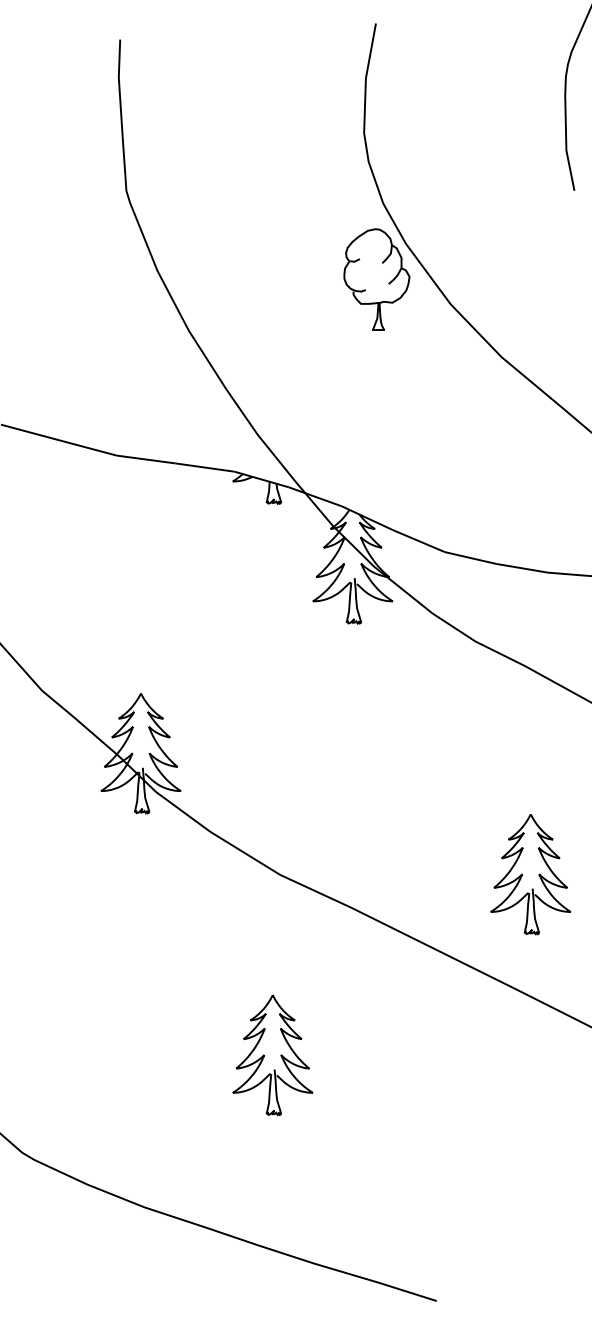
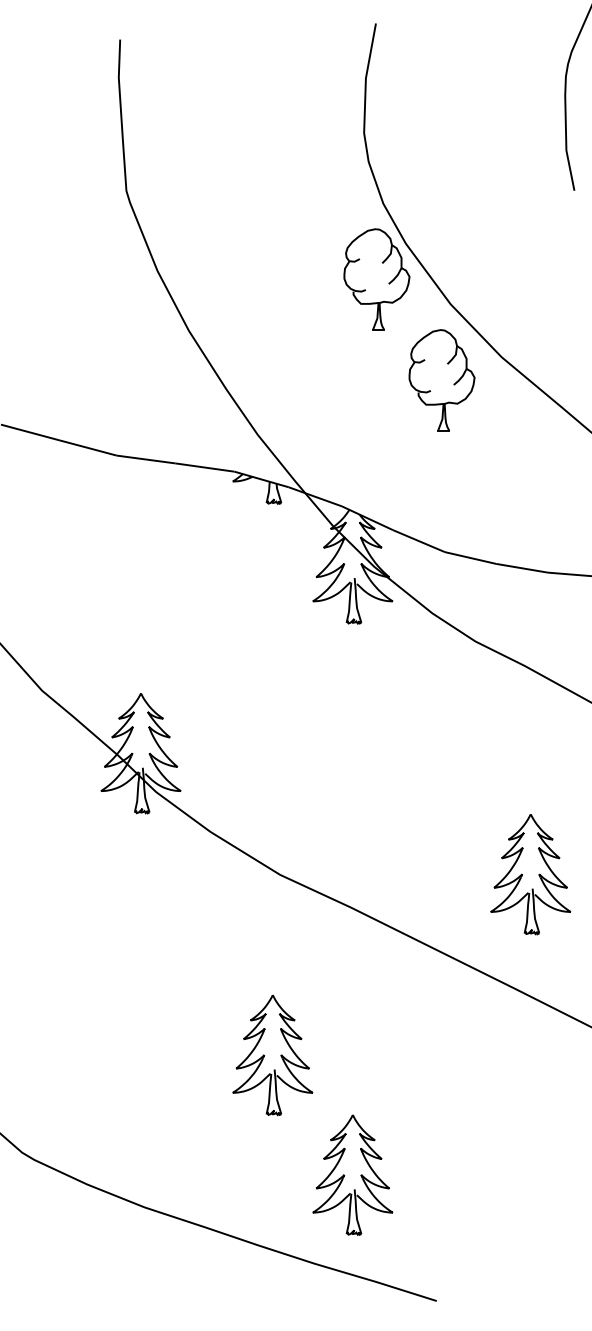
part: none -> present (441, 380)
part: none -> present (352, 1174)
